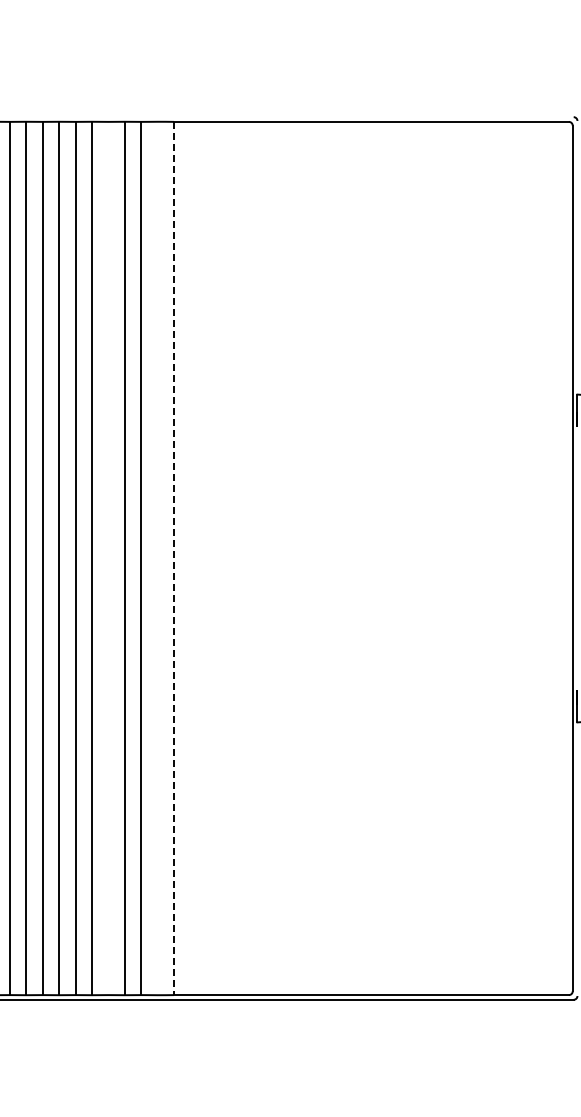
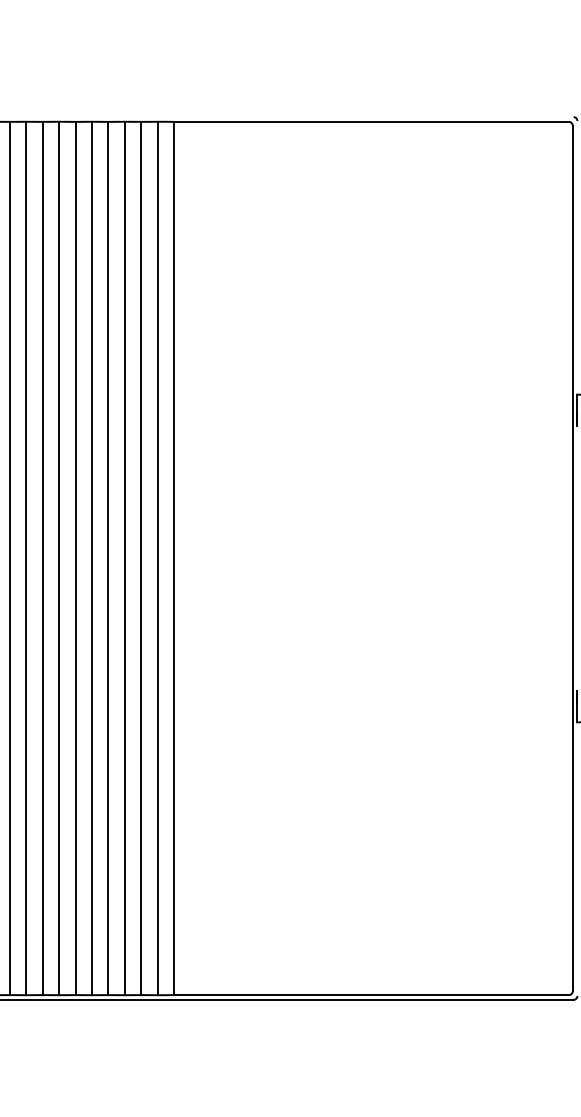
line: none -> present (108, 558)
line: none -> present (157, 558)
line: dashed -> solid (173, 558)
